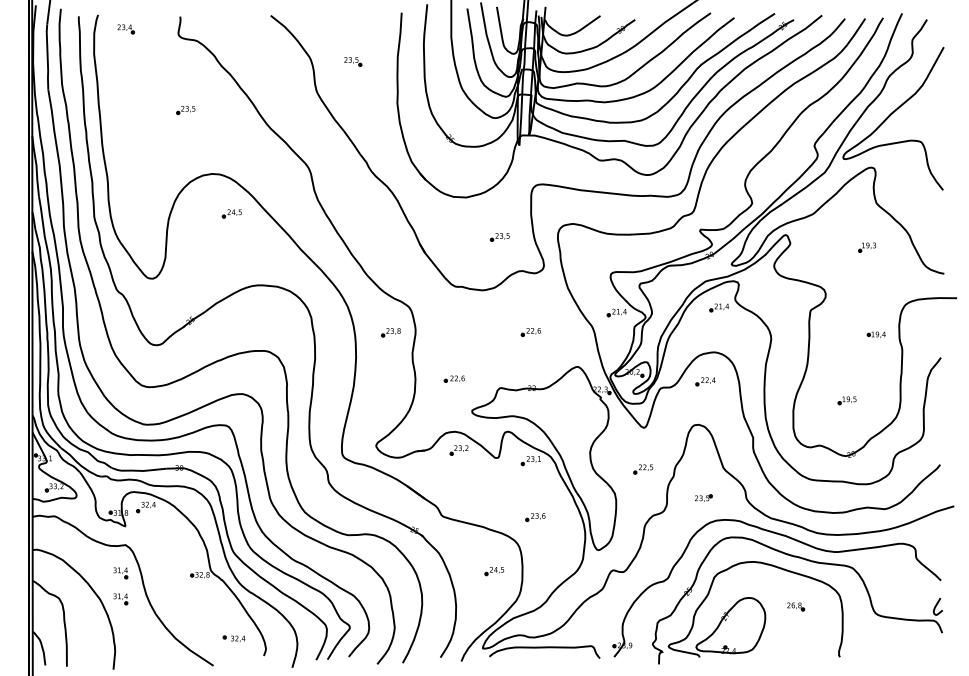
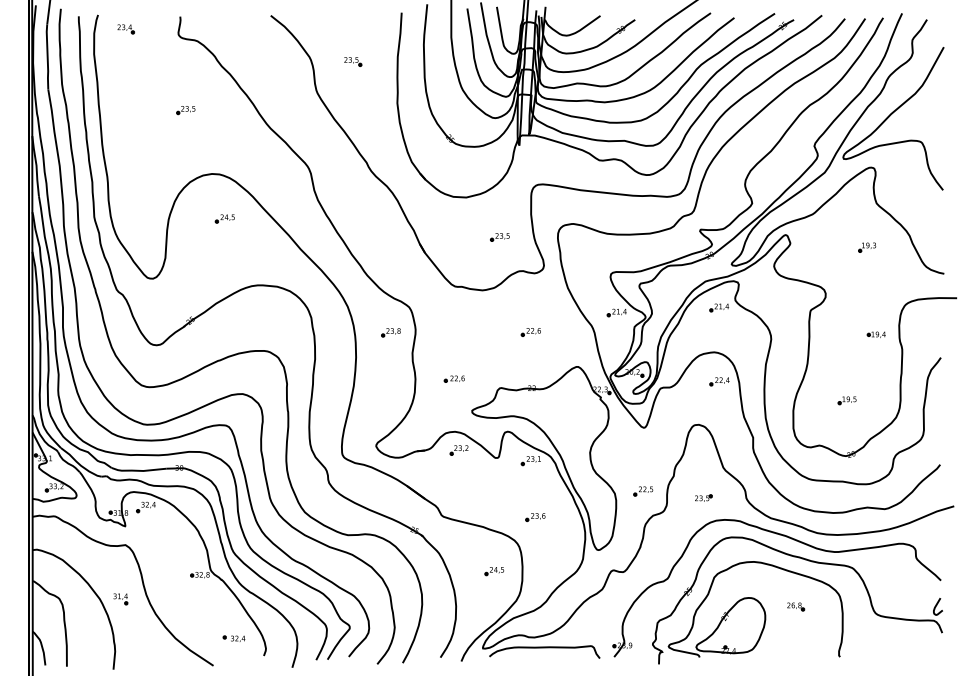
part position: (231, 213) -> (224, 218) (224, 218)
part position: (705, 381) -> (719, 381) (719, 381)
part position: (643, 469) -> (643, 491) (643, 491)
part: present -> none (120, 573)
